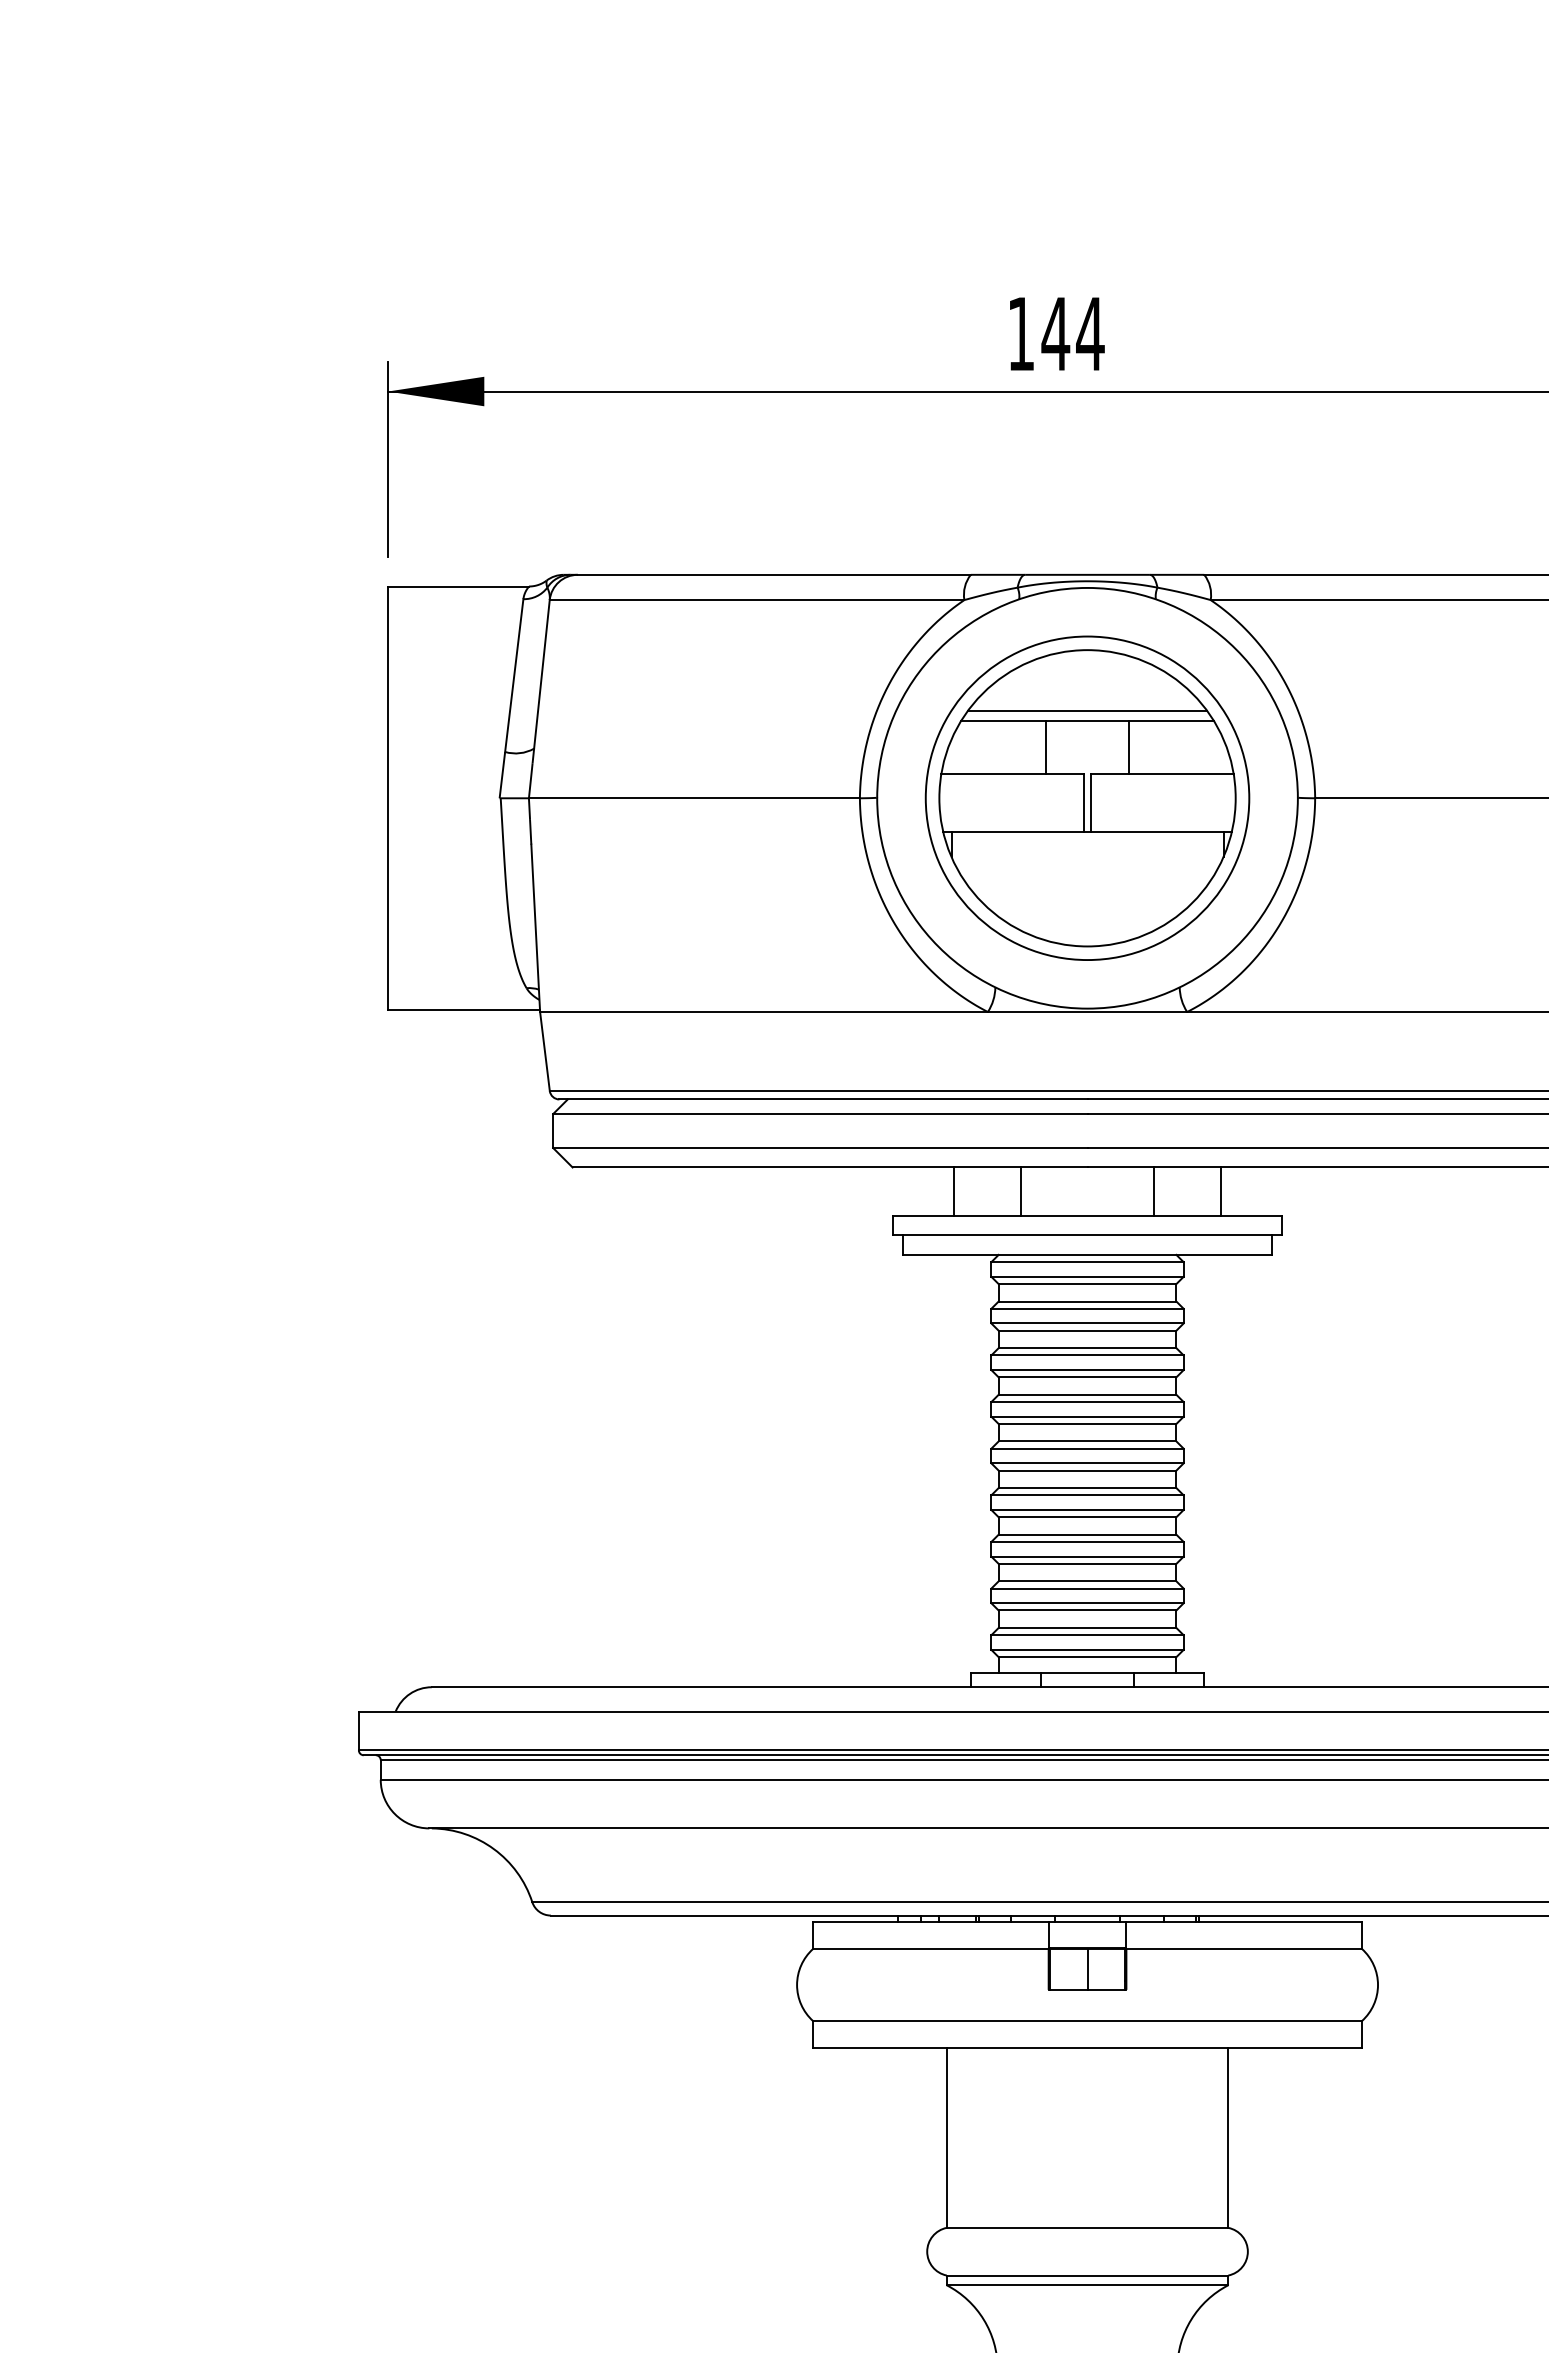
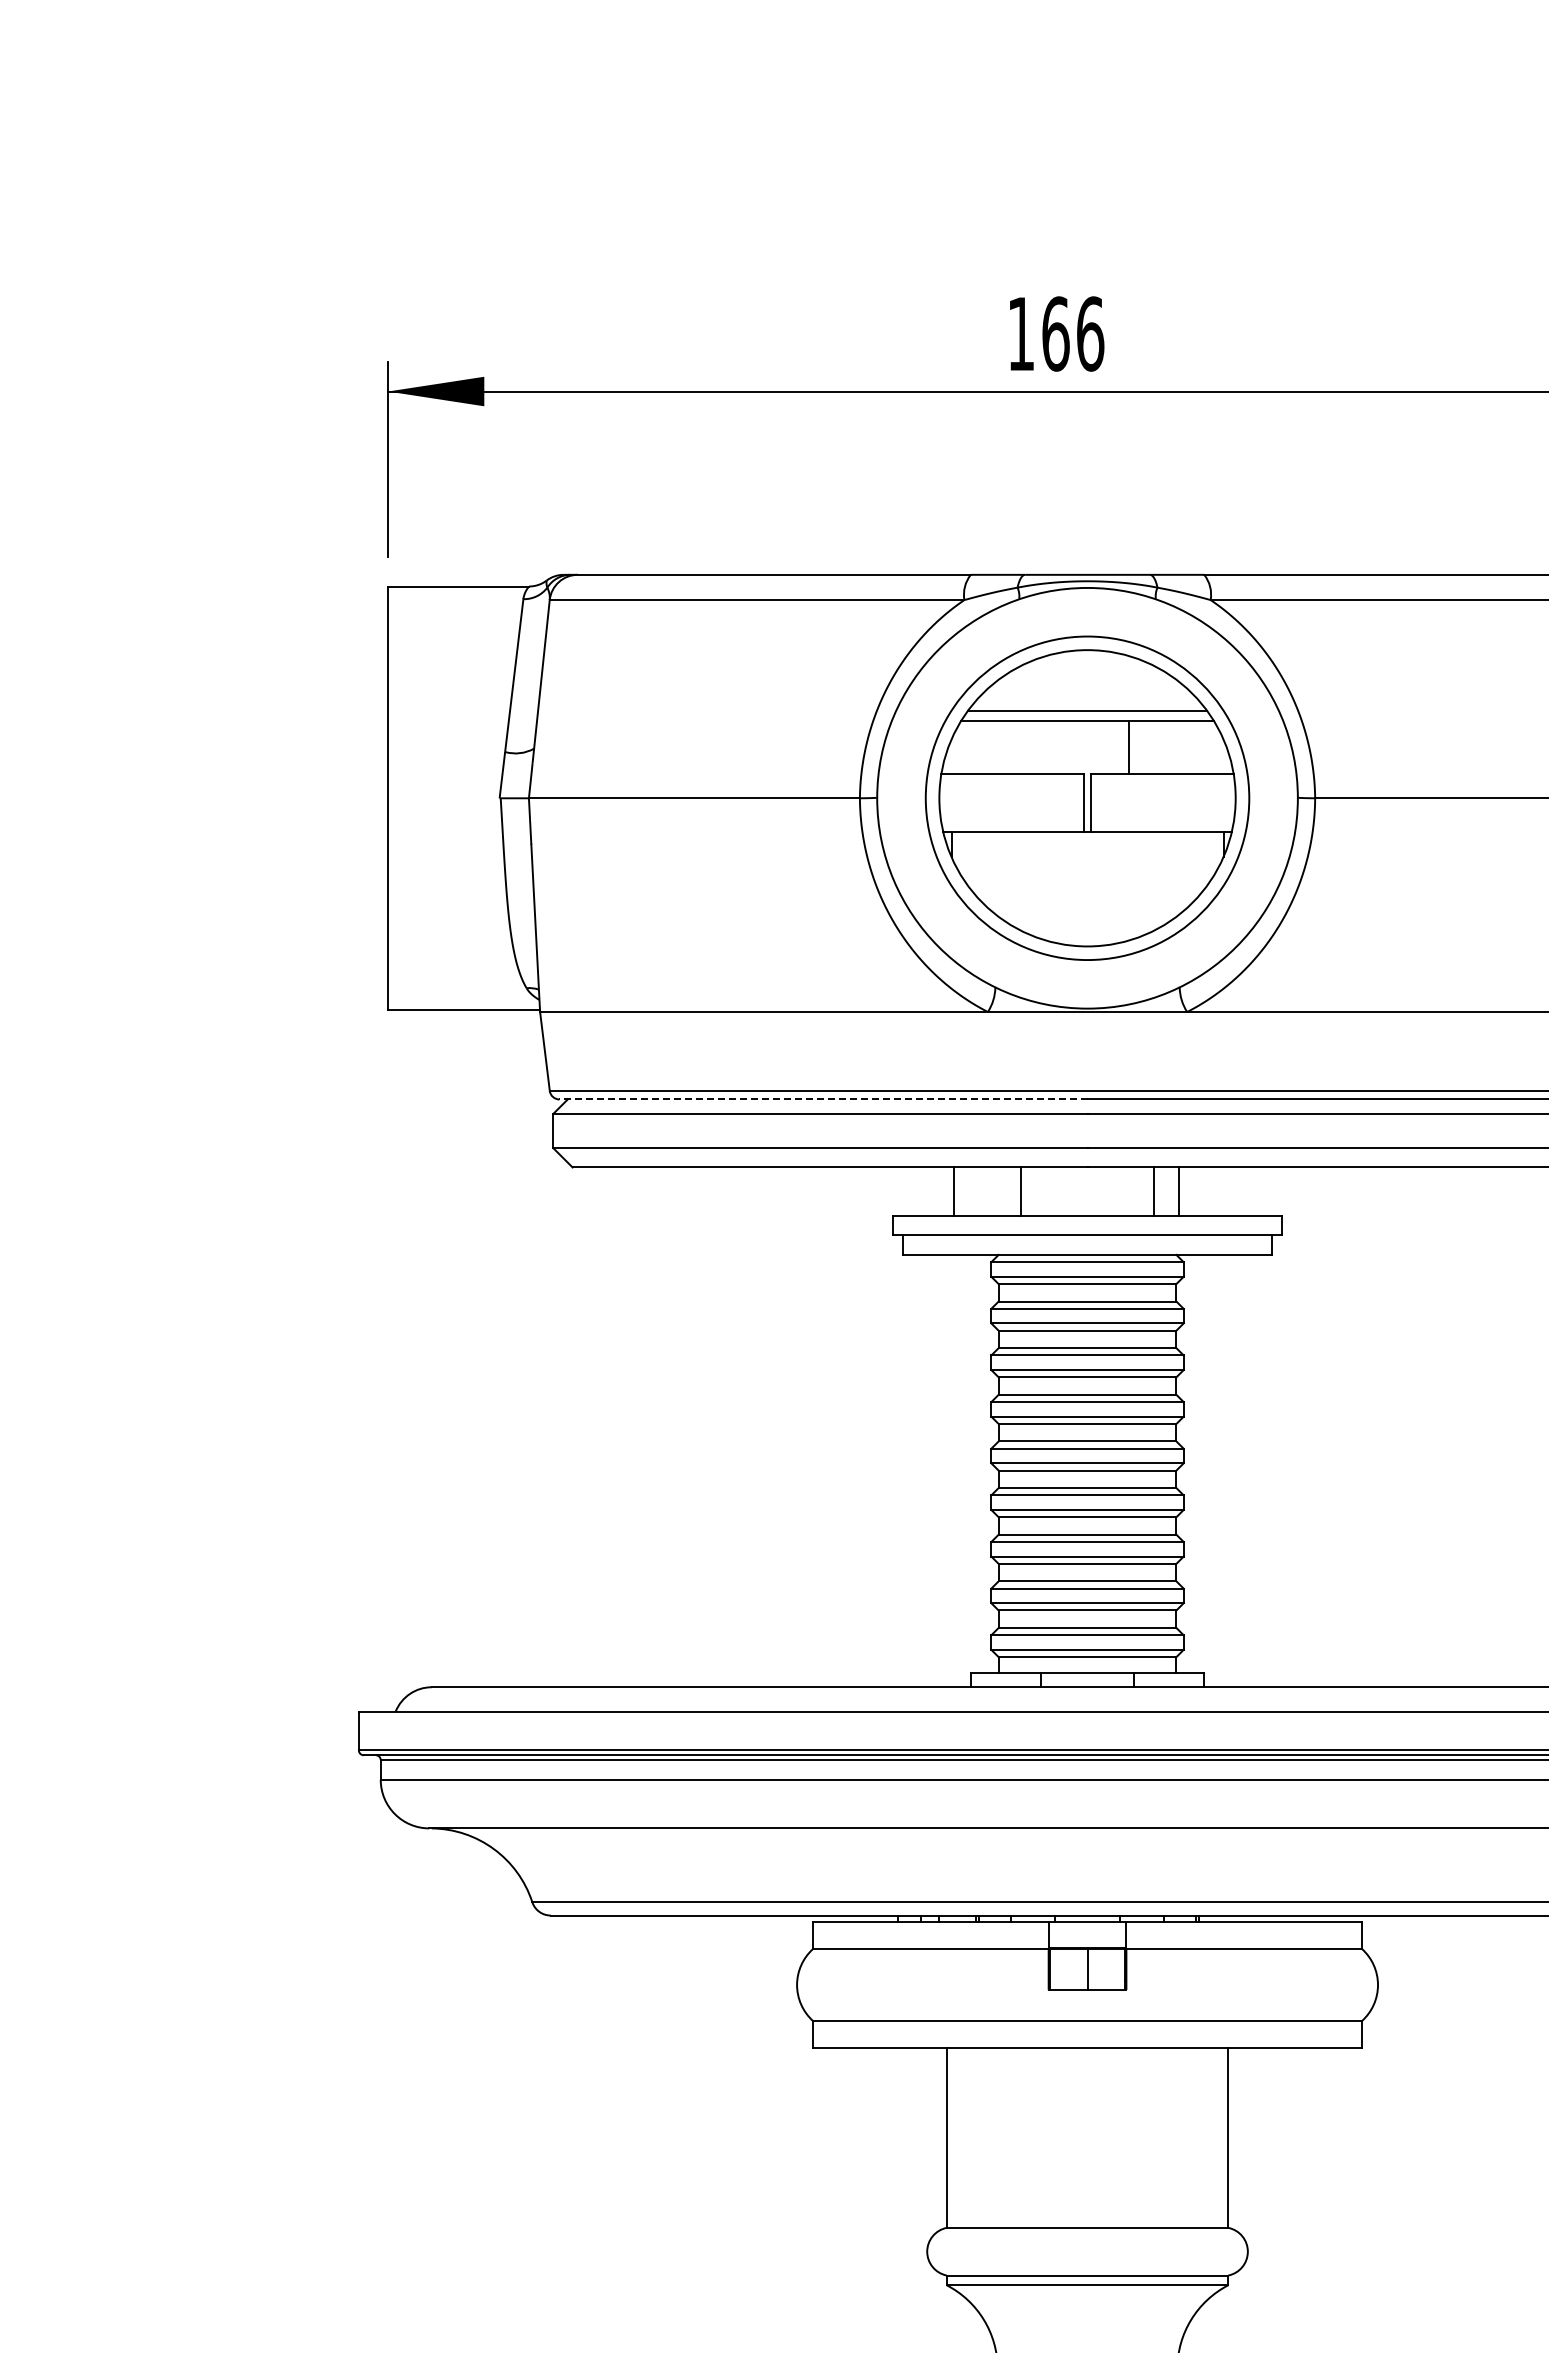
text: 144 -> 166 (1072, 333)
line: present -> none (1046, 747)
line: solid -> dashed (822, 1099)
line position: (1221, 1191) -> (1179, 1191) (1179, 1191)
